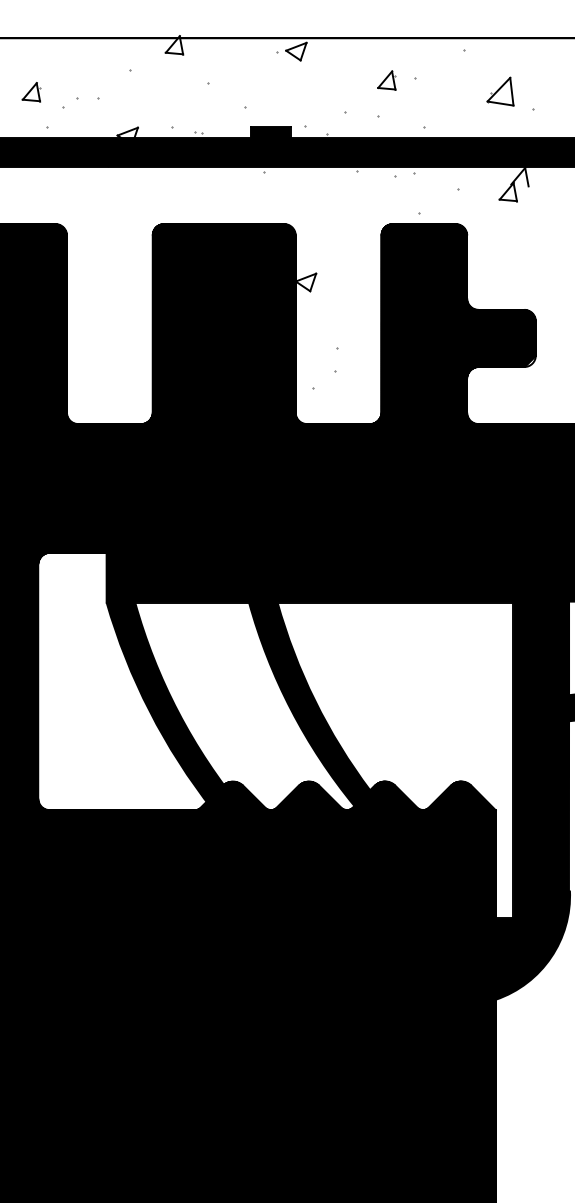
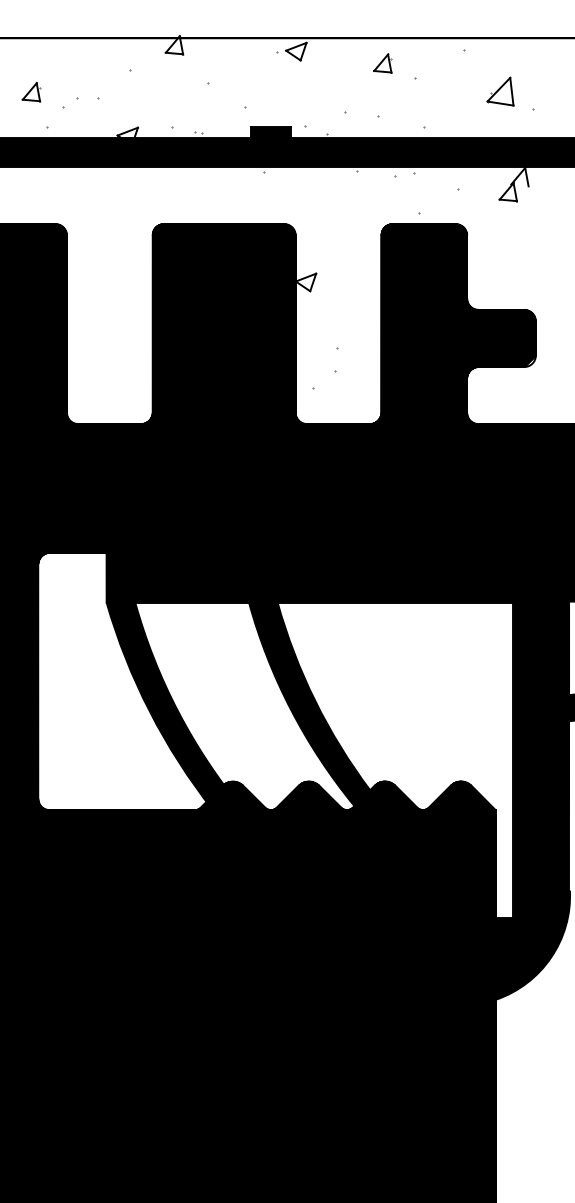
part position: (386, 80) -> (382, 63) (382, 63)
